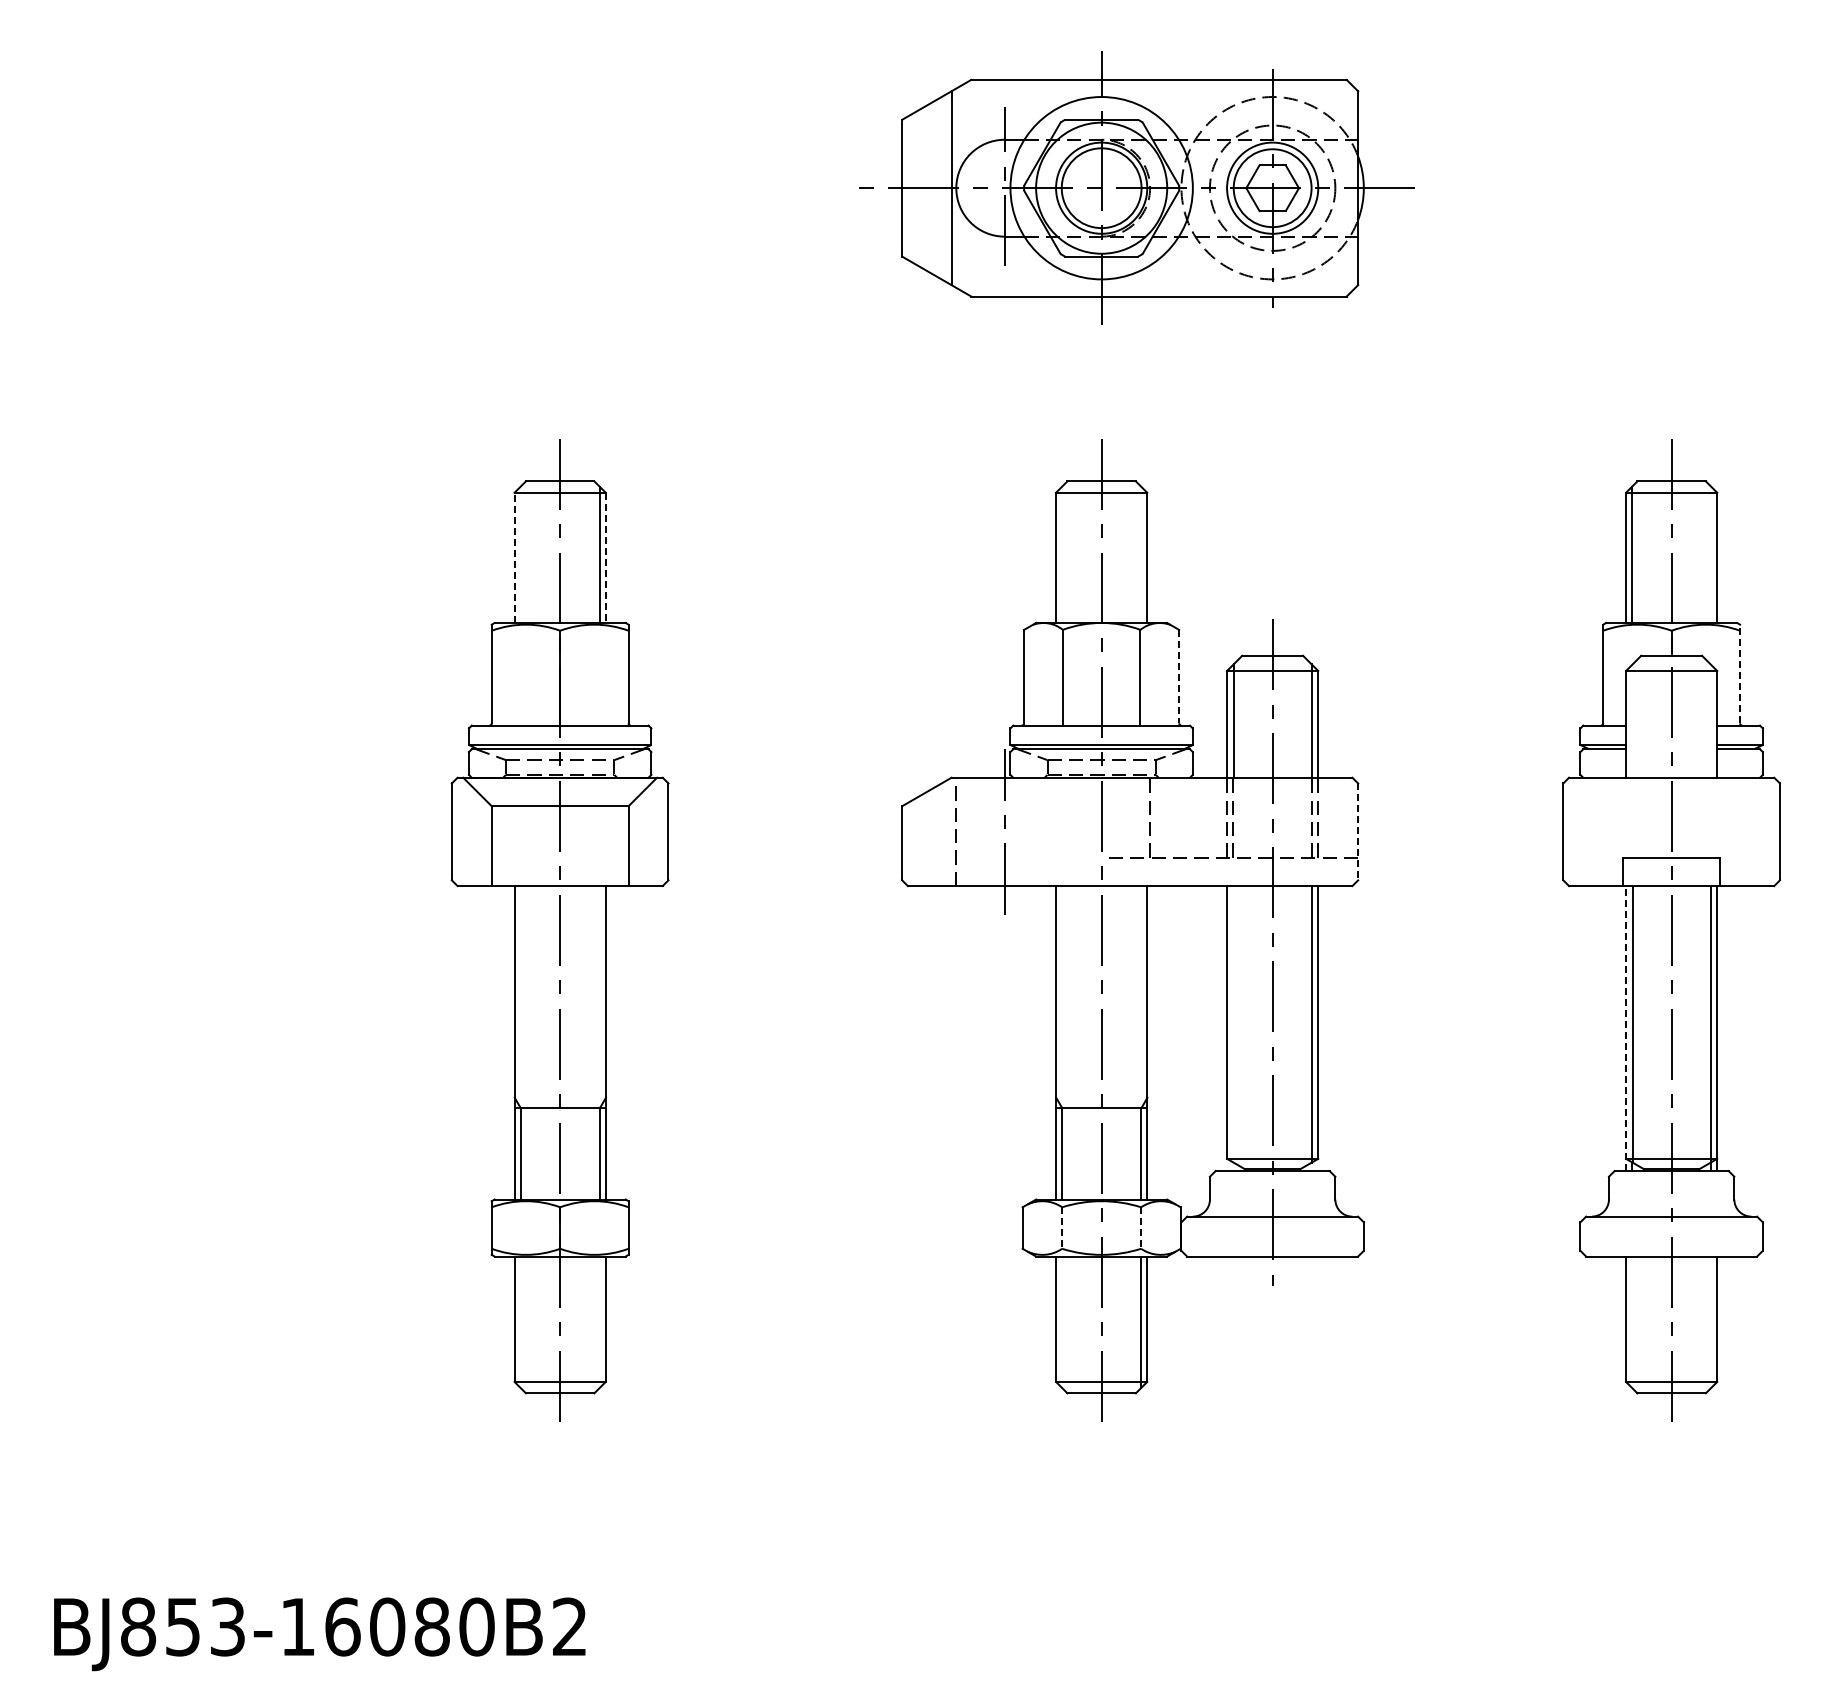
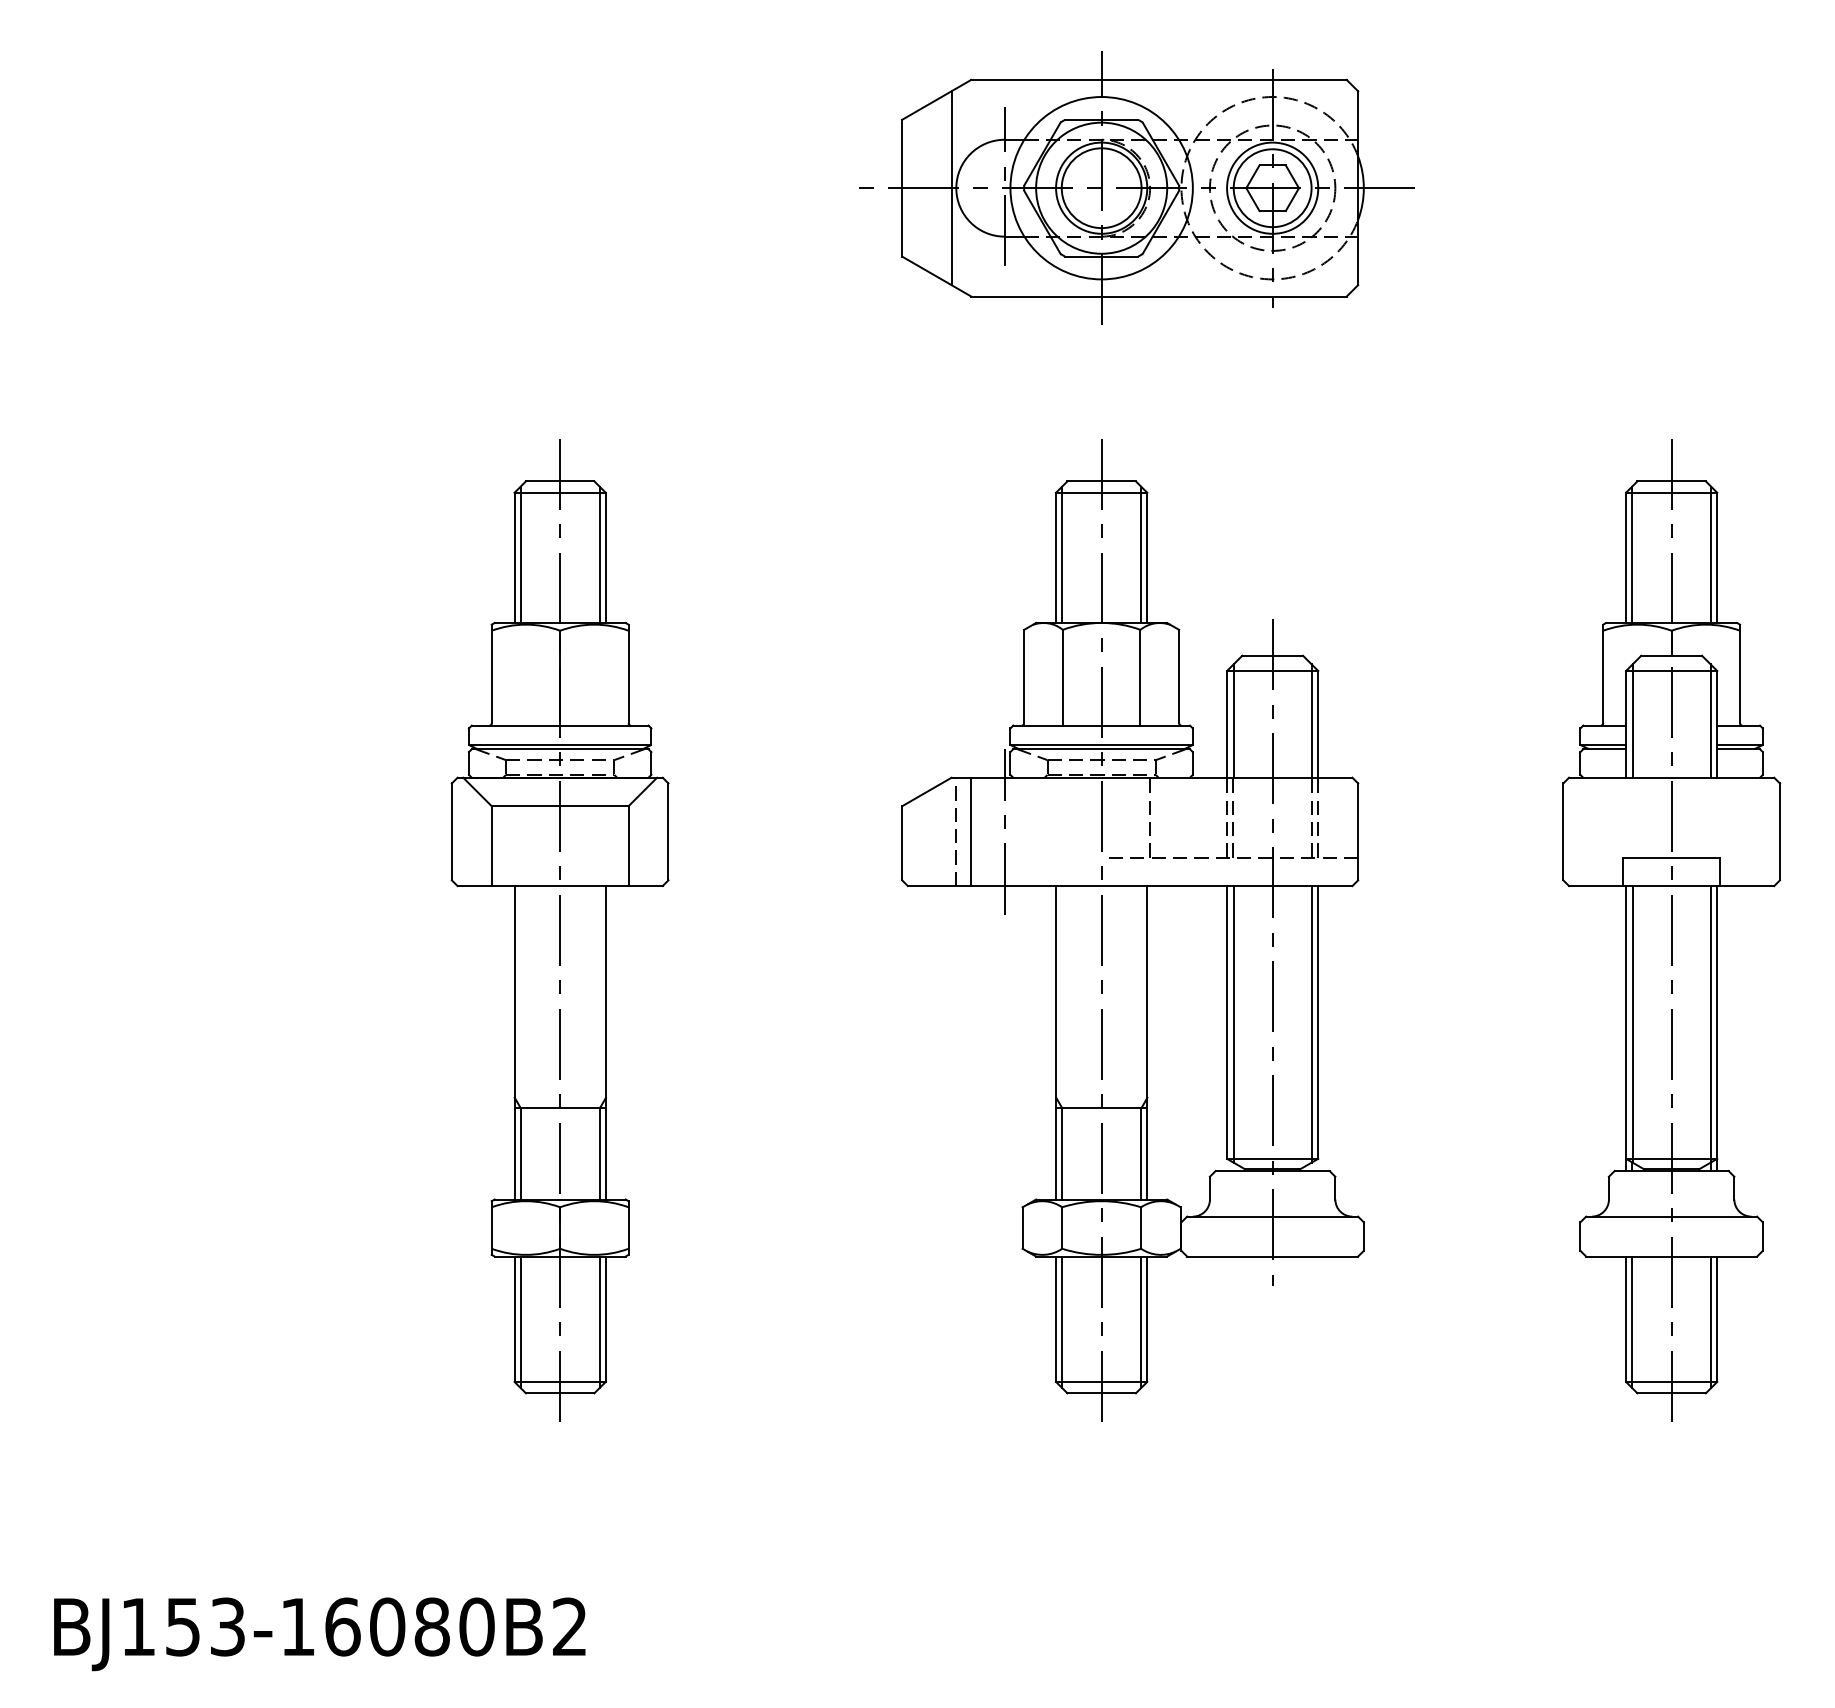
line: none -> present (520, 554)
line: none -> present (1062, 554)
line: none -> present (1141, 554)
line: none -> present (1711, 554)
line: dashed -> solid (514, 557)
line: dashed -> solid (605, 558)
line: dashed -> solid (1740, 673)
line: dashed -> solid (1179, 676)
line: none -> present (1632, 720)
line: none -> present (1710, 720)
line: none -> present (971, 831)
line: dashed -> solid (1358, 832)
line: none -> present (1233, 1024)
line: dashed -> solid (1626, 1028)
line: dashed -> solid (1062, 1228)
line: dashed -> solid (1141, 1228)
line: none -> present (520, 1322)
line: none -> present (599, 1322)
line: none -> present (1062, 1322)
line: none -> present (1632, 1322)
line: none -> present (1711, 1322)
text: BJ853-16080B2 -> BJ153-16080B2 (138, 1626)
